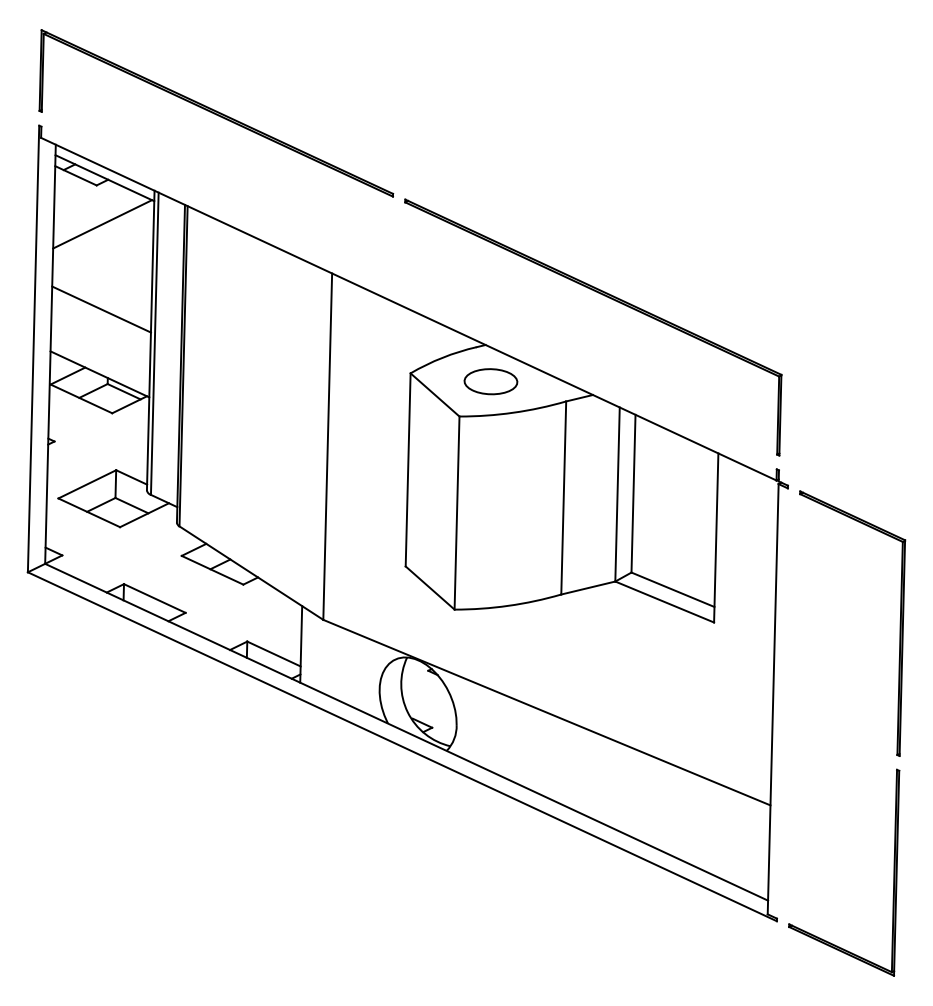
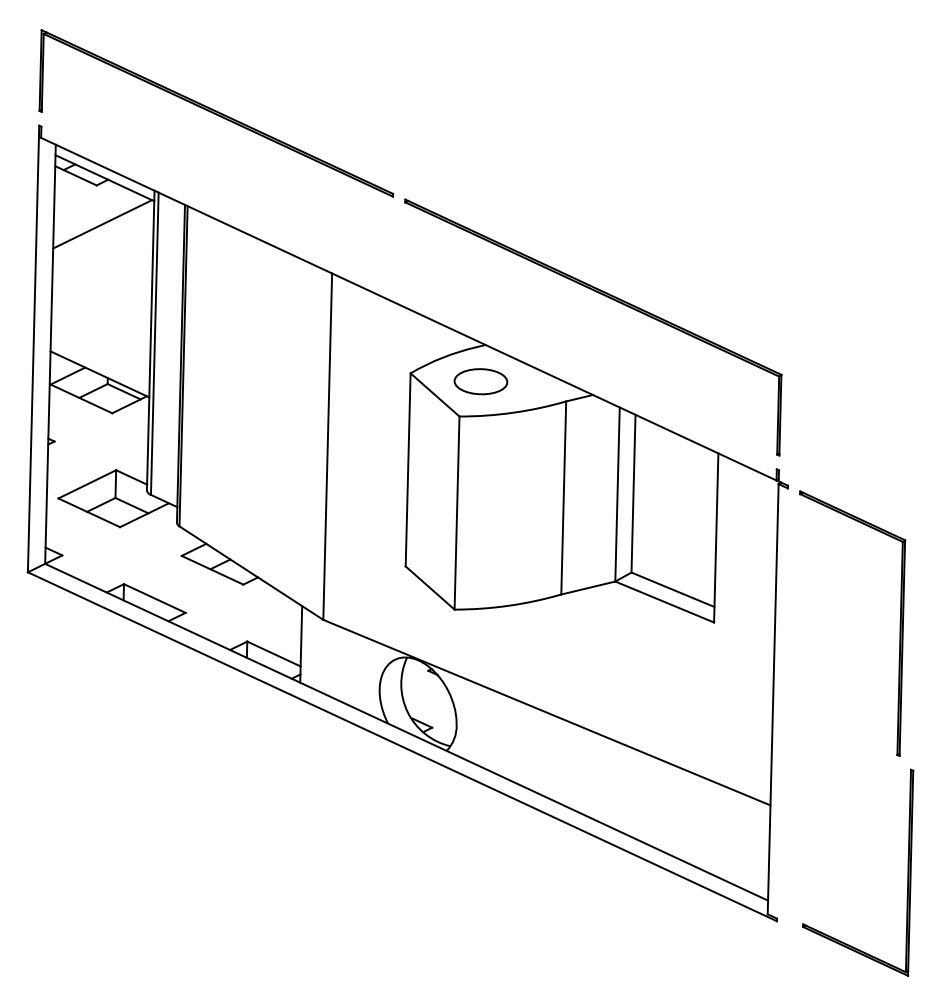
line: present -> none (101, 309)
part position: (490, 381) -> (480, 381) (480, 381)
part position: (893, 872) -> (907, 872) (907, 872)
